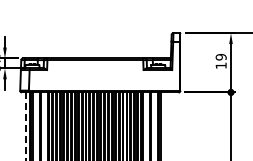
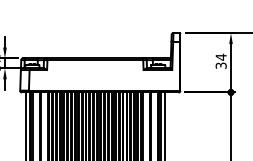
text: 19 -> 34 (220, 60)
line: none -> present (165, 124)
line: dashed -> solid (25, 126)
